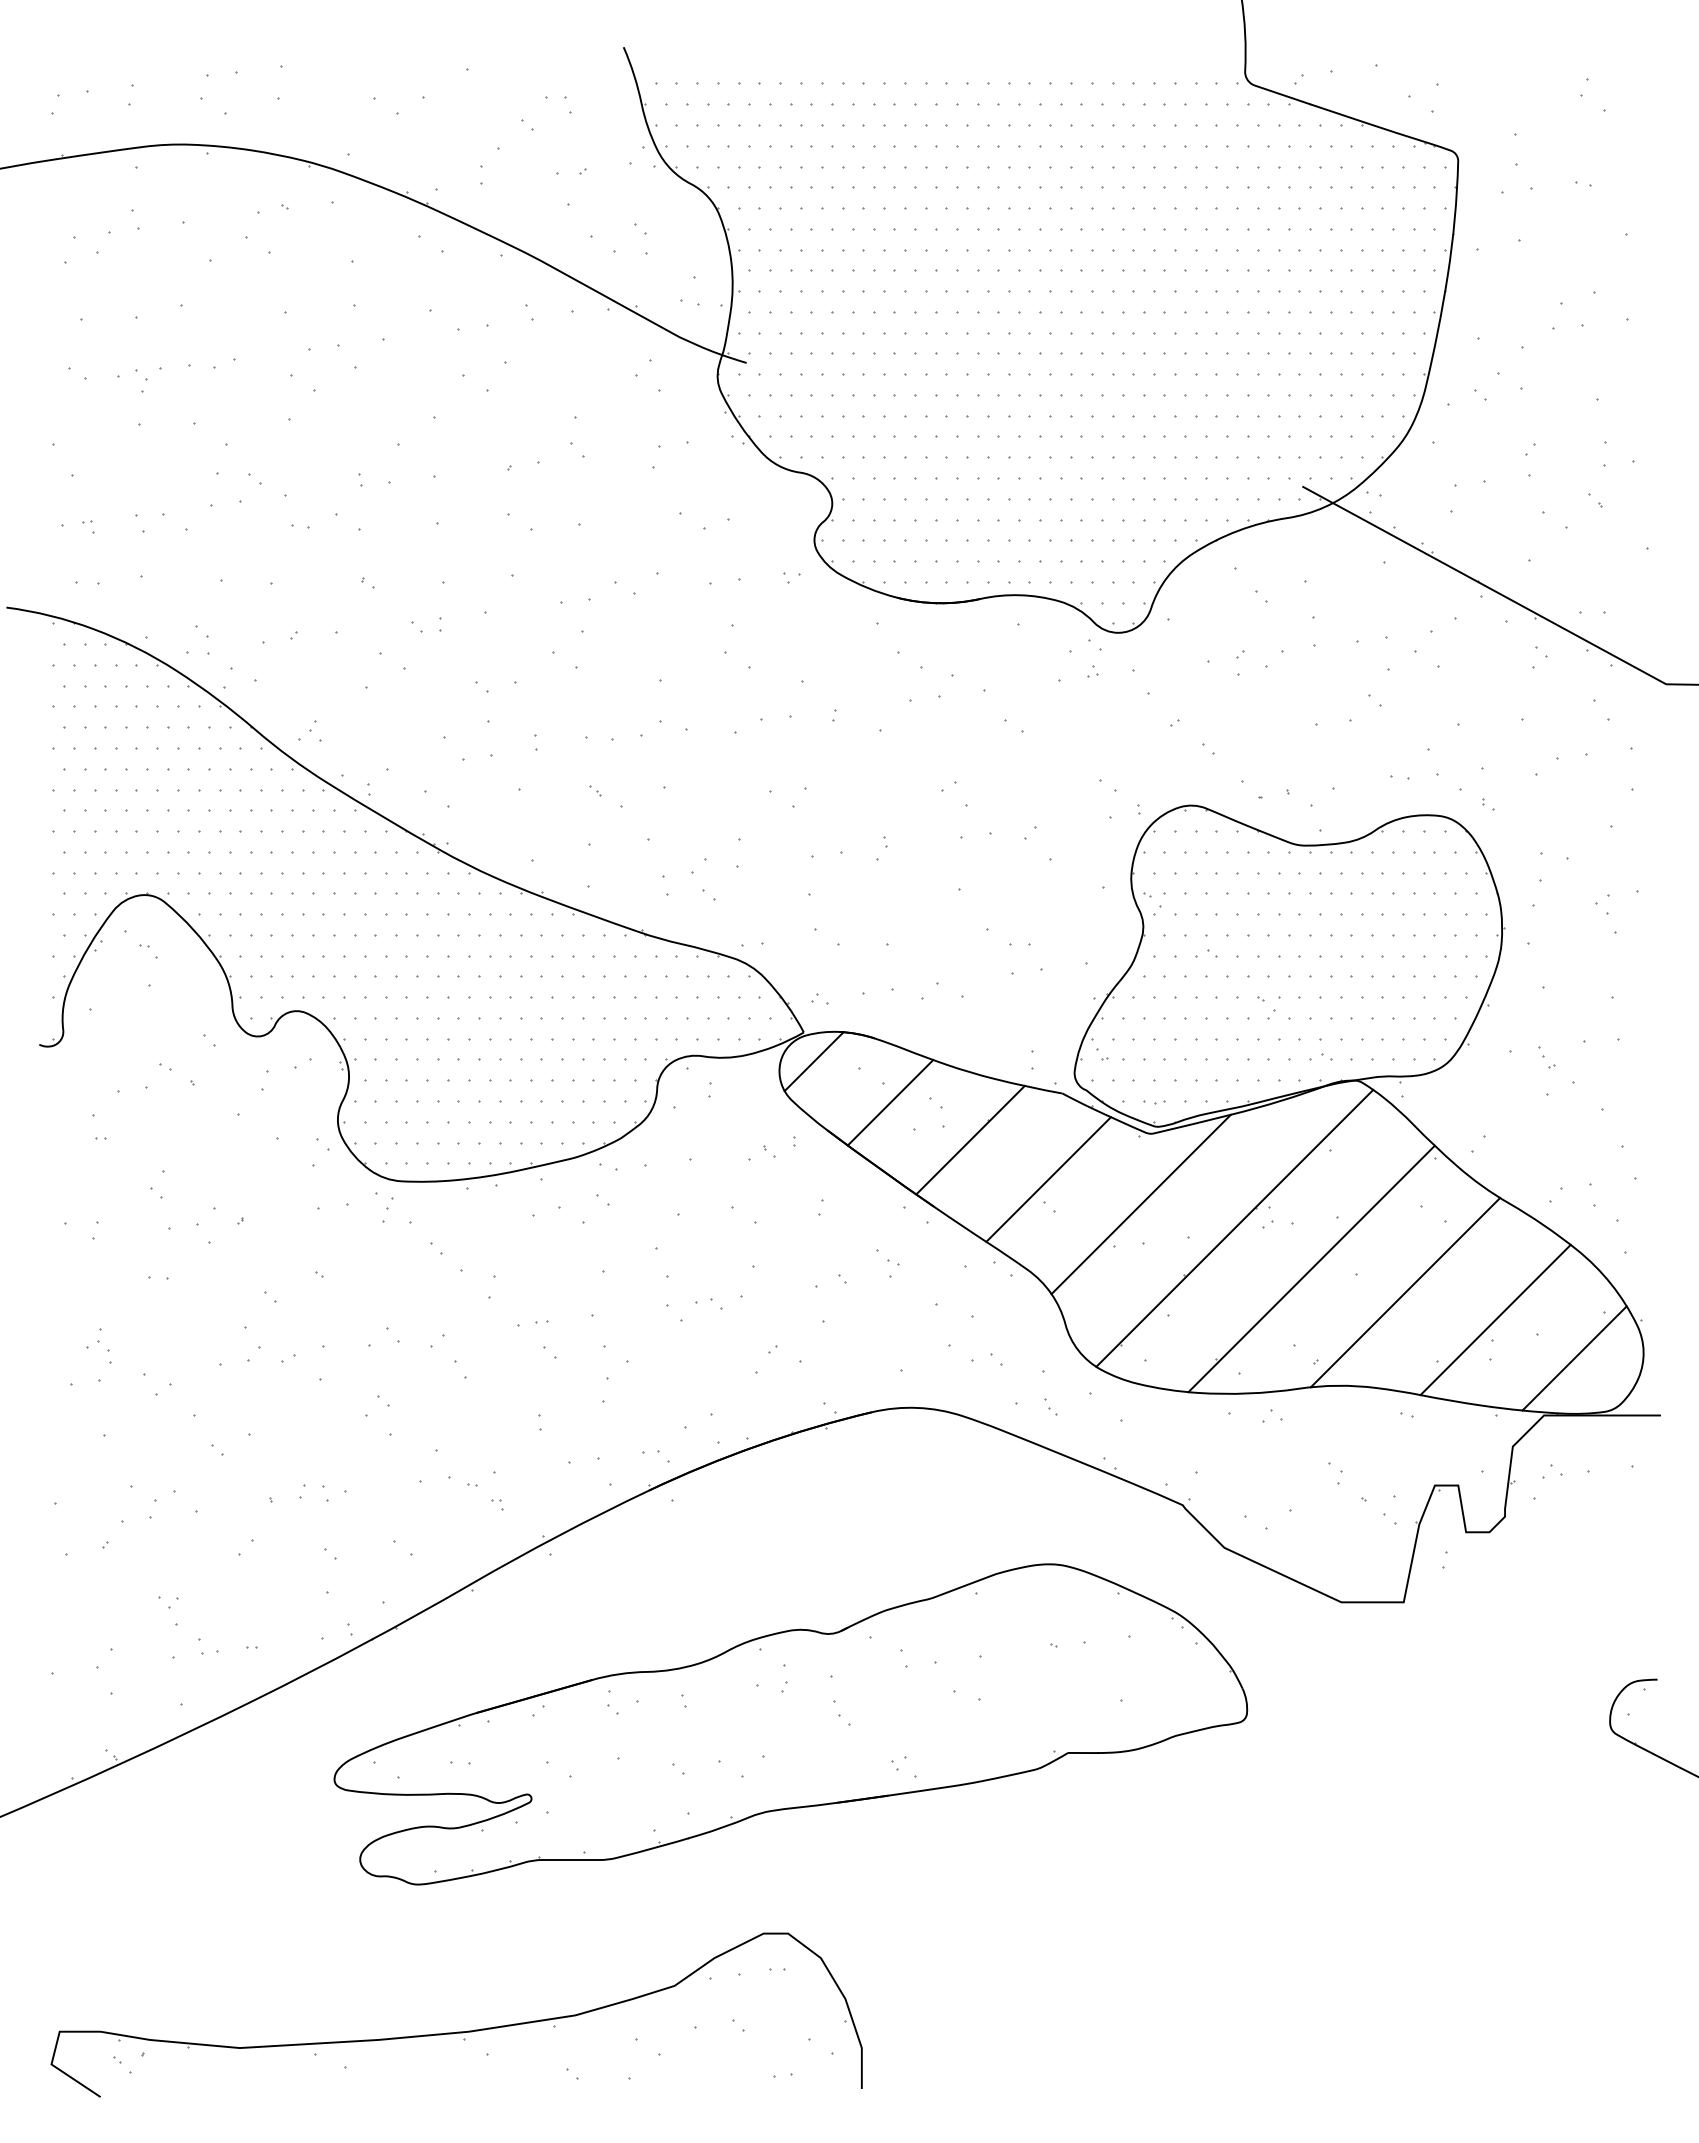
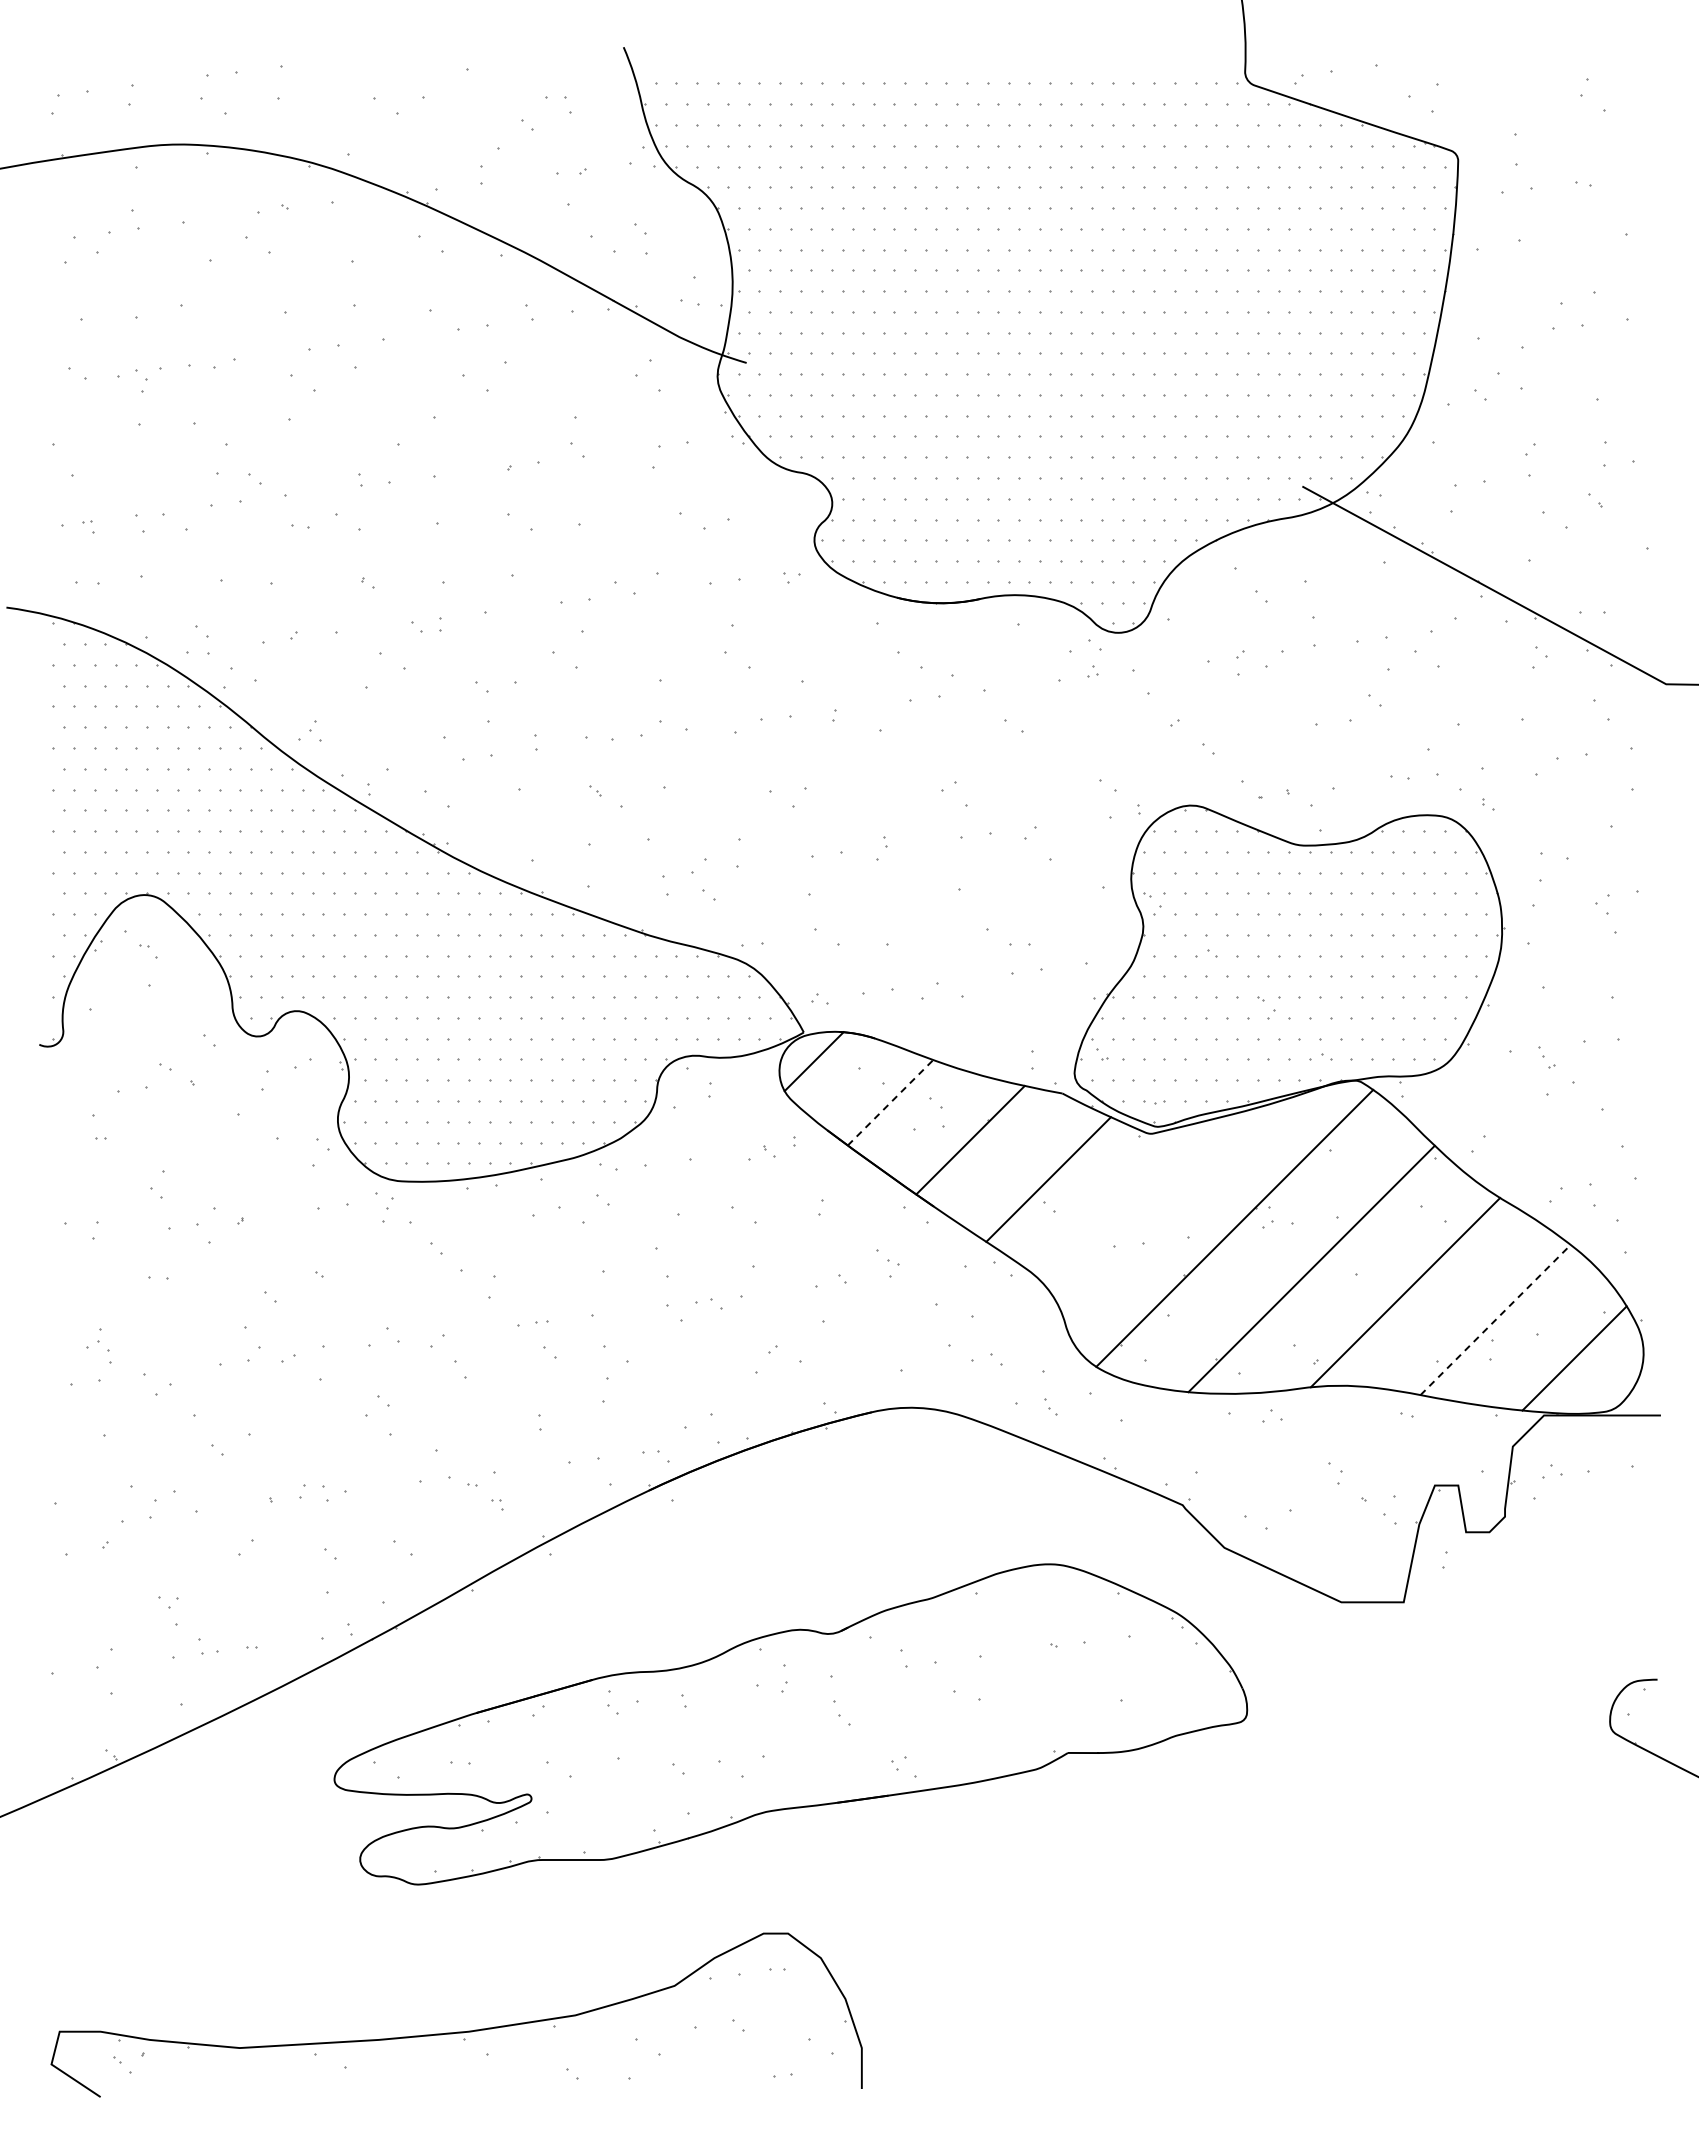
line: solid -> dashed (890, 1102)
line: present -> none (1140, 1204)
line: solid -> dashed (1495, 1319)
